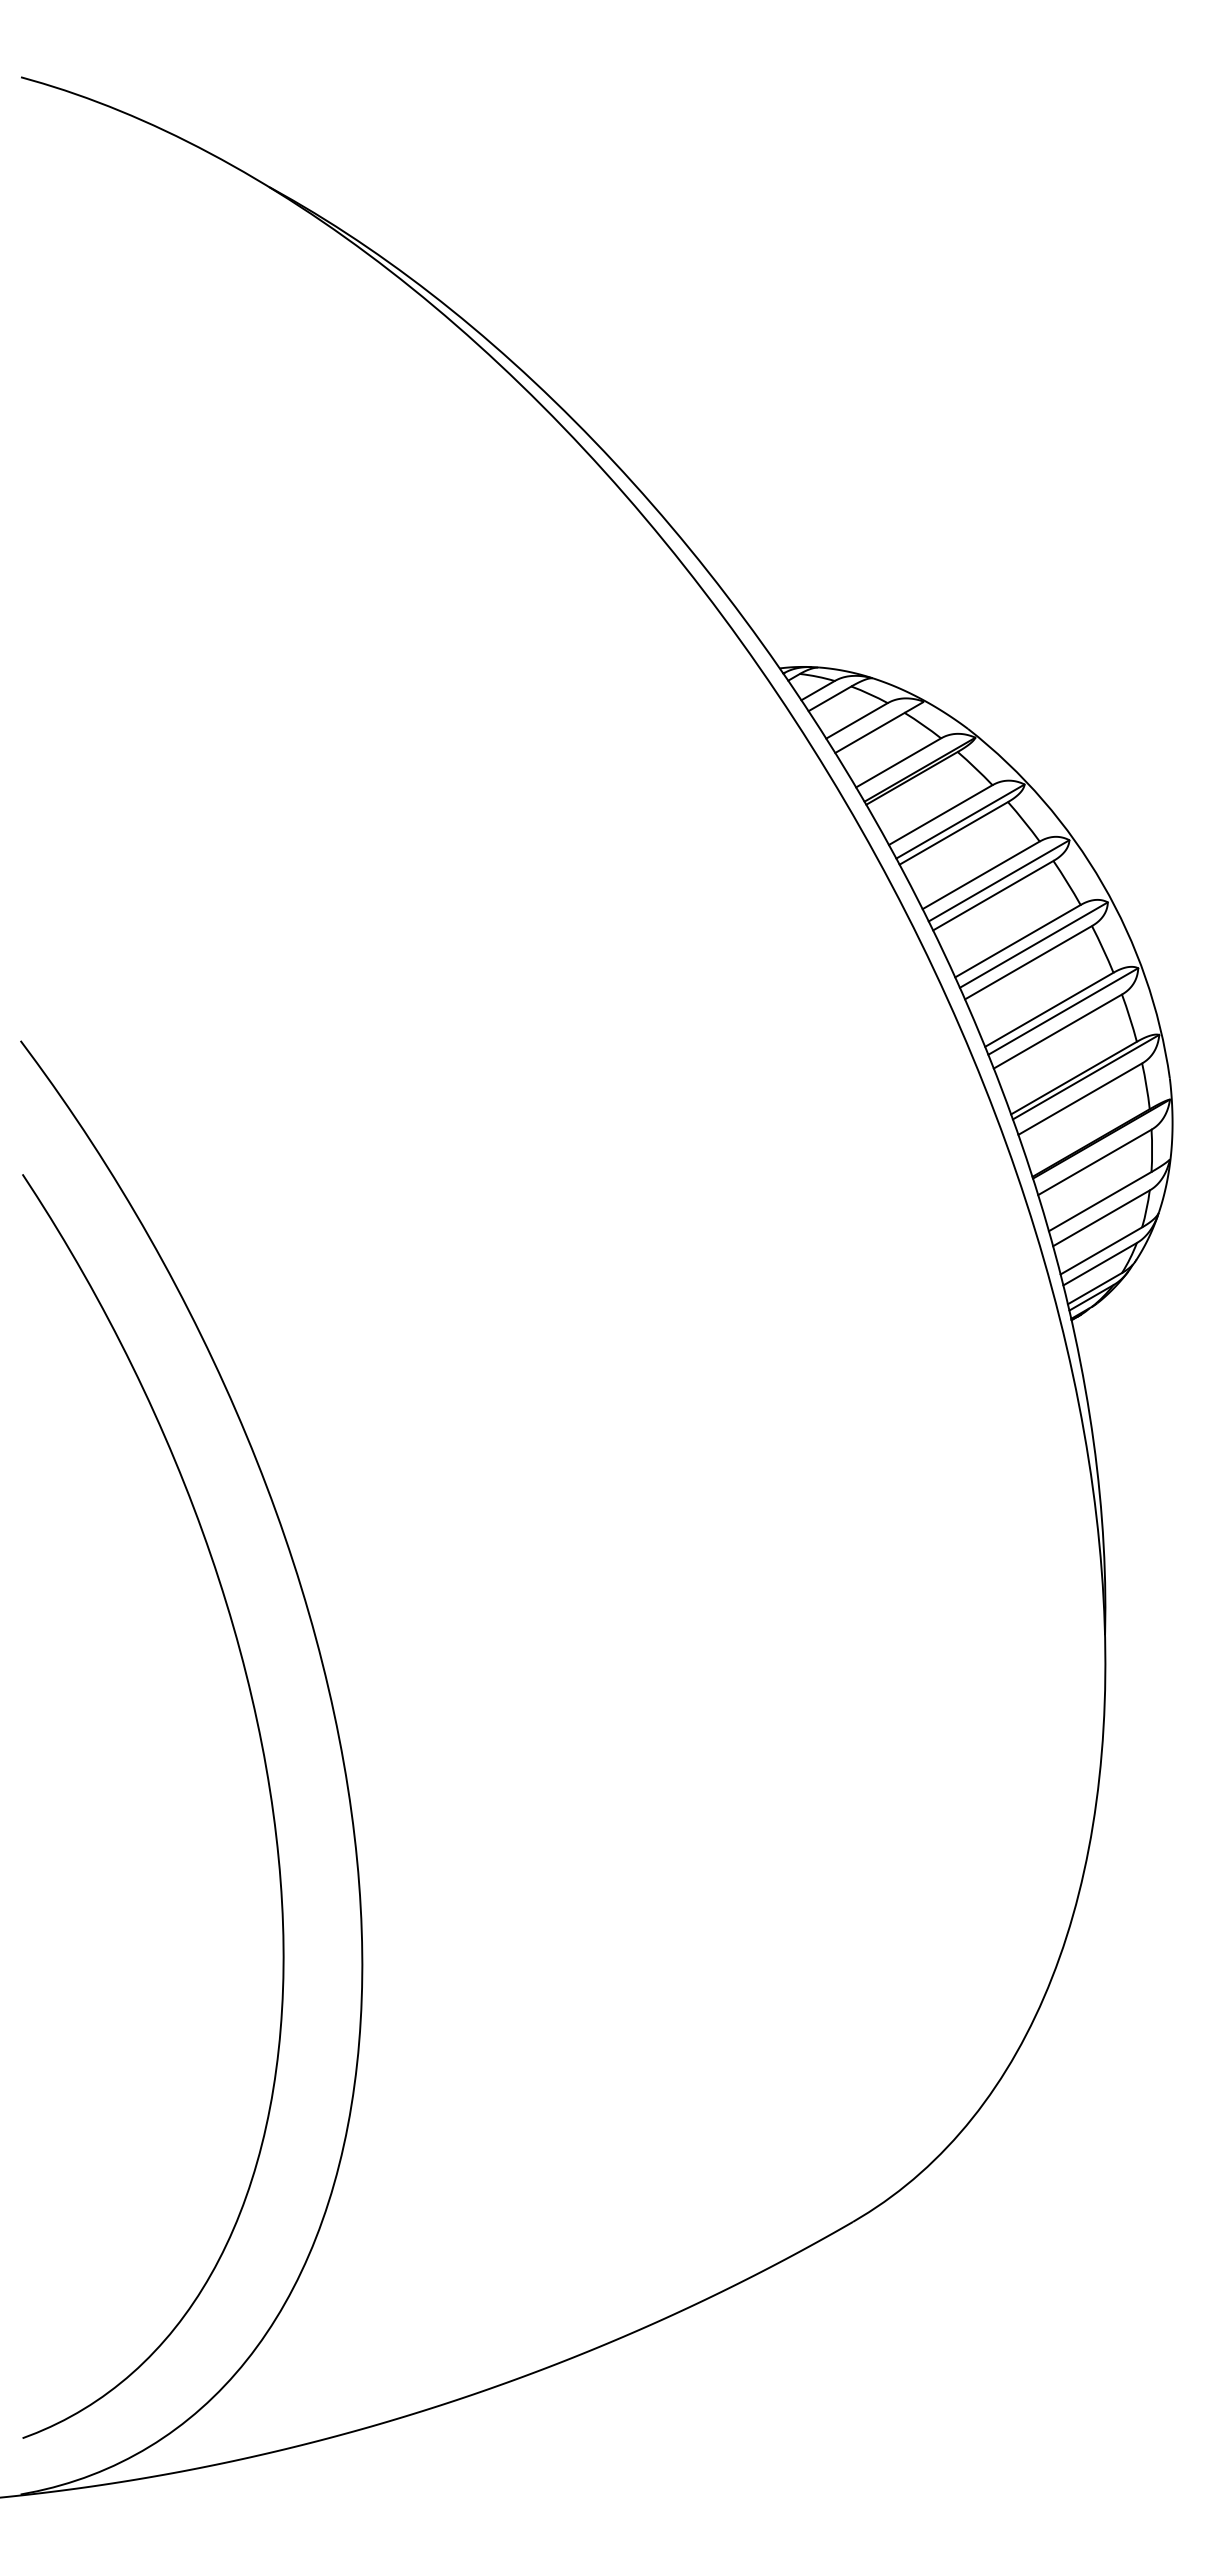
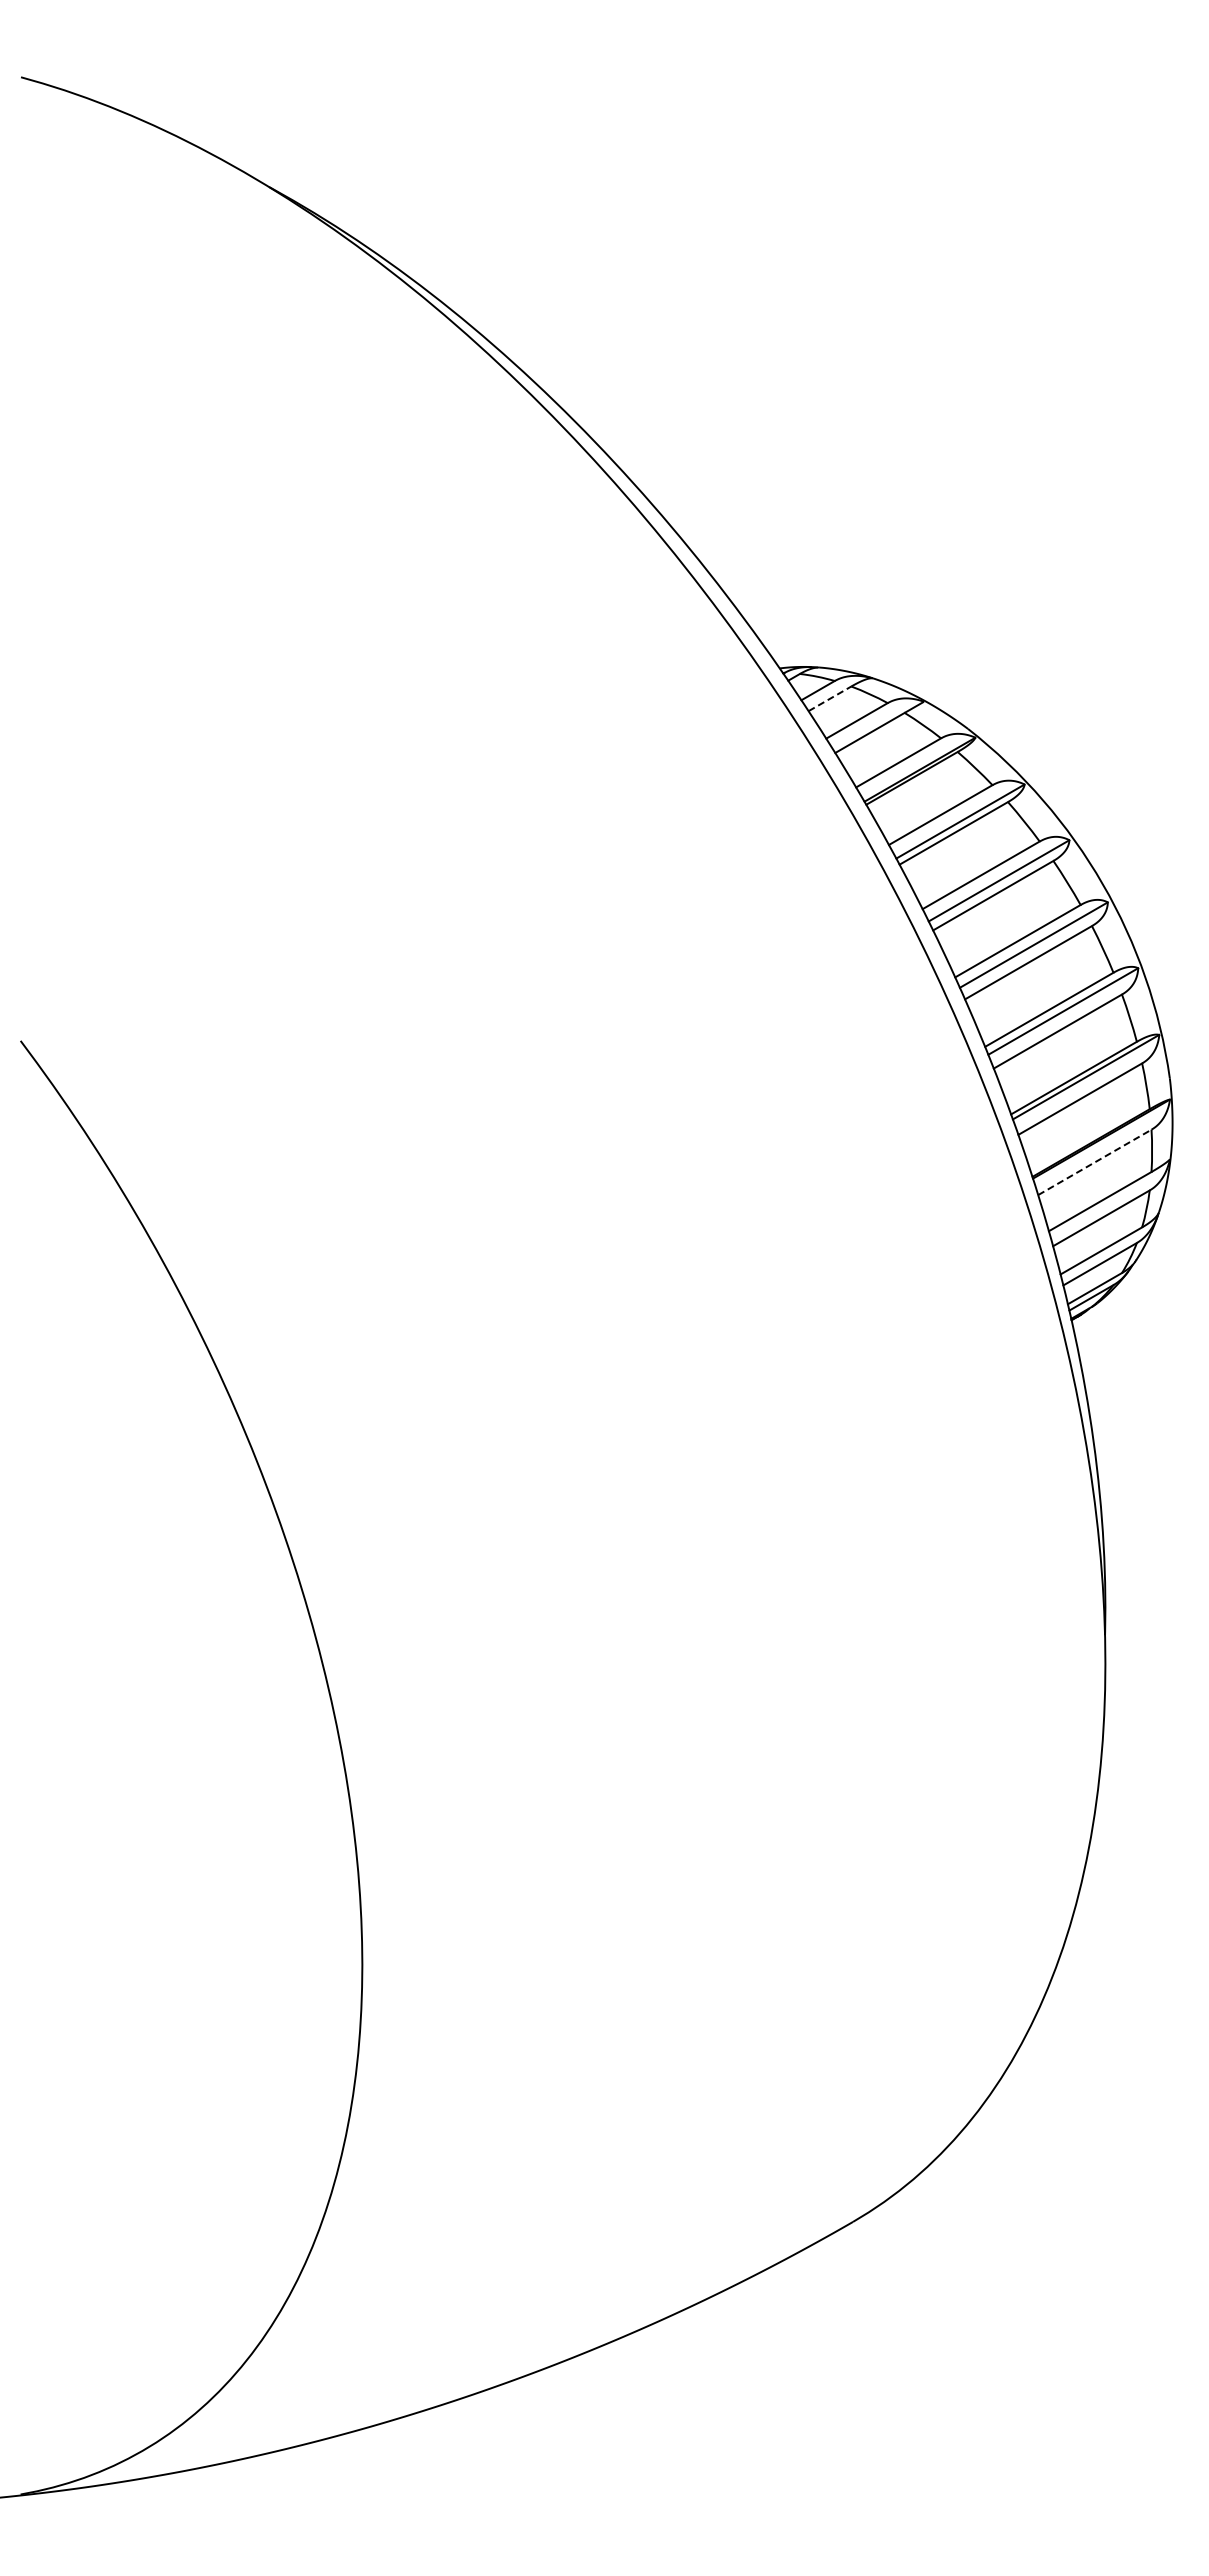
line: solid -> dashed (829, 698)
line: solid -> dashed (1095, 1162)
curve: present -> none (268, 1788)
